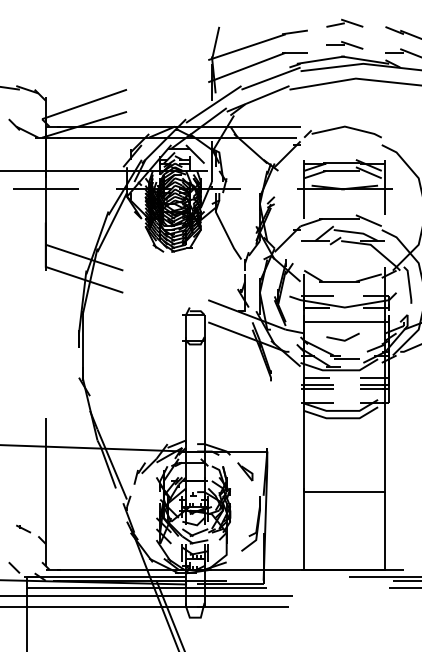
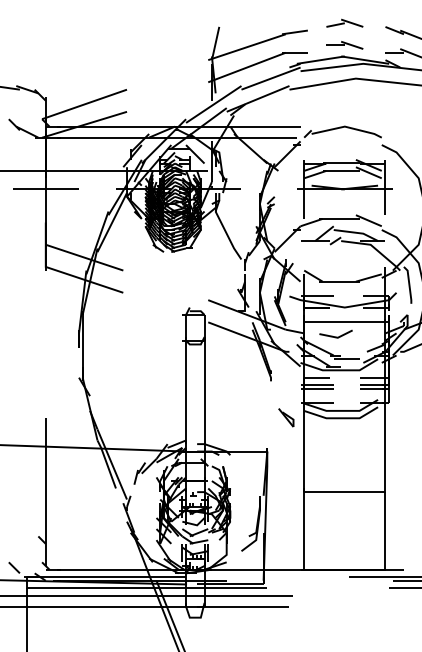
line position: (342, 339) -> (335, 336) (335, 336)
part position: (245, 471) -> (286, 417) (286, 417)
line: present -> none (23, 528)
